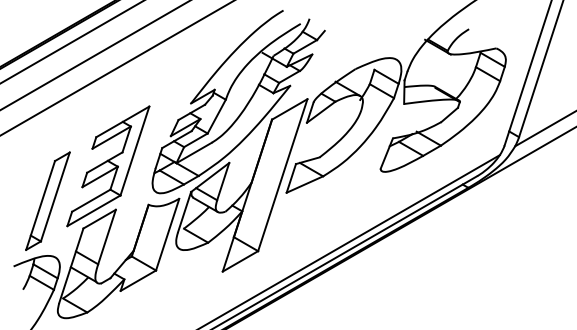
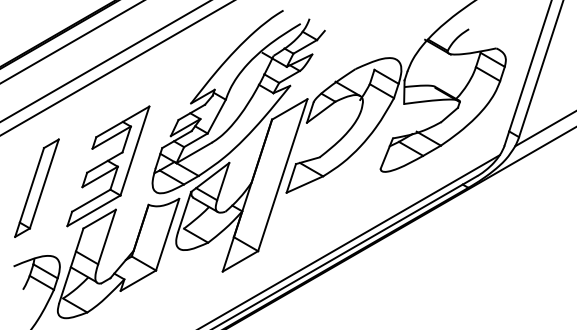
line position: (94, 55) -> (105, 61) (105, 61)
part position: (47, 200) -> (36, 187) (36, 187)
